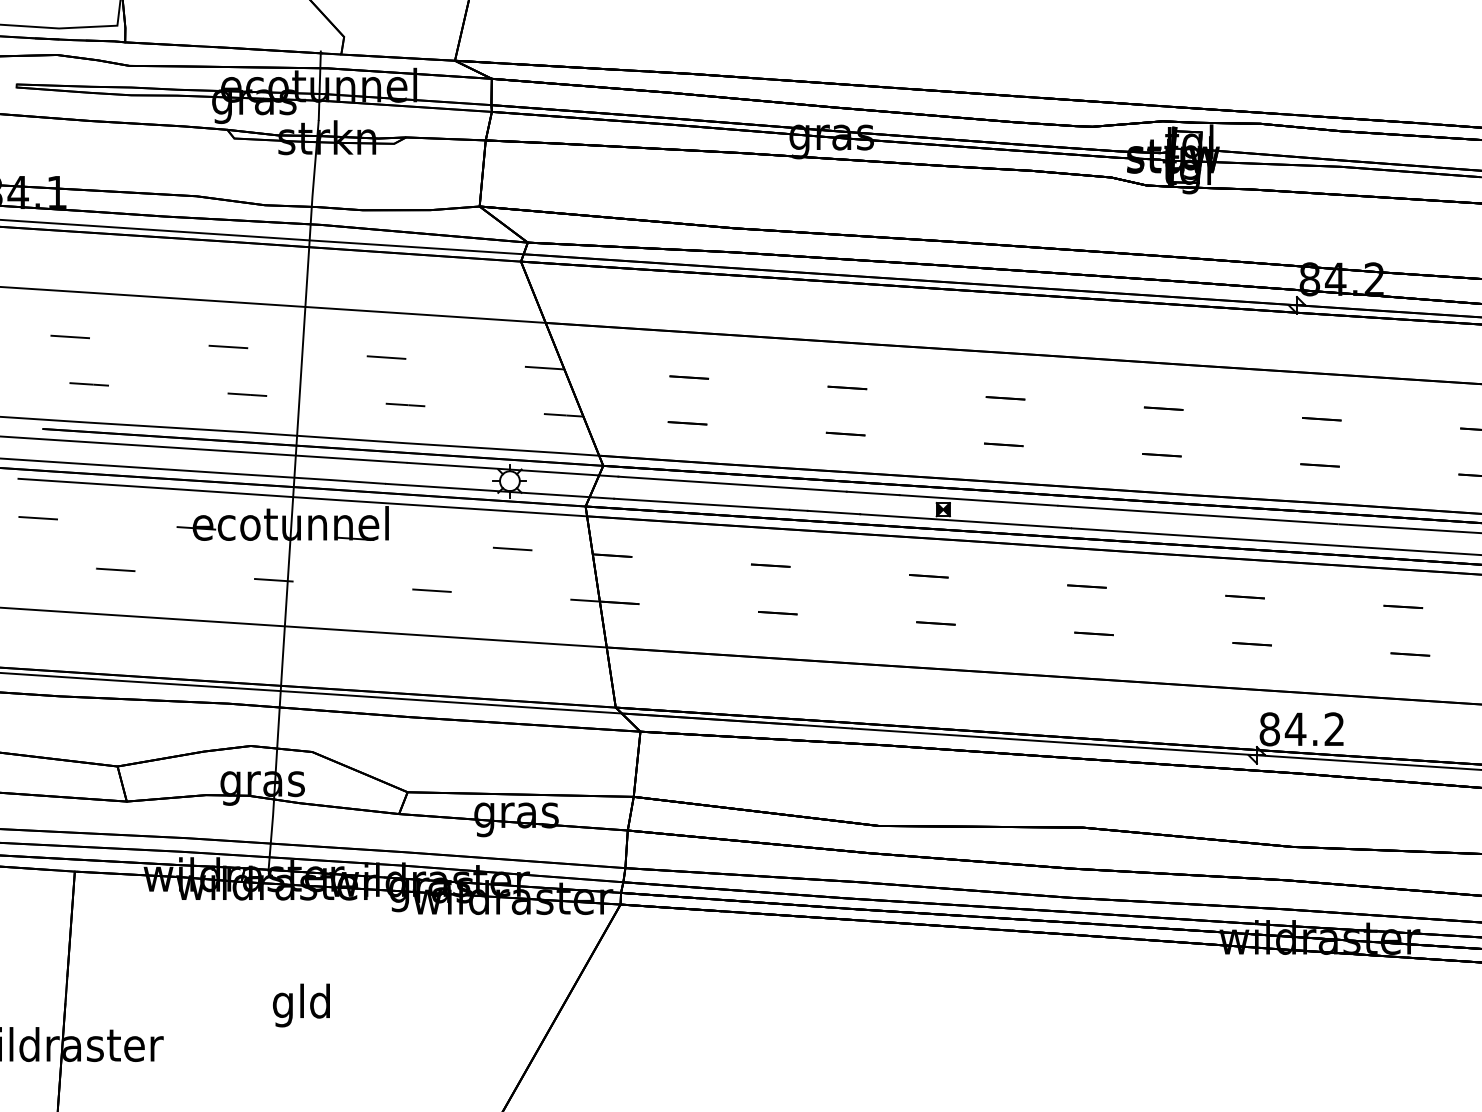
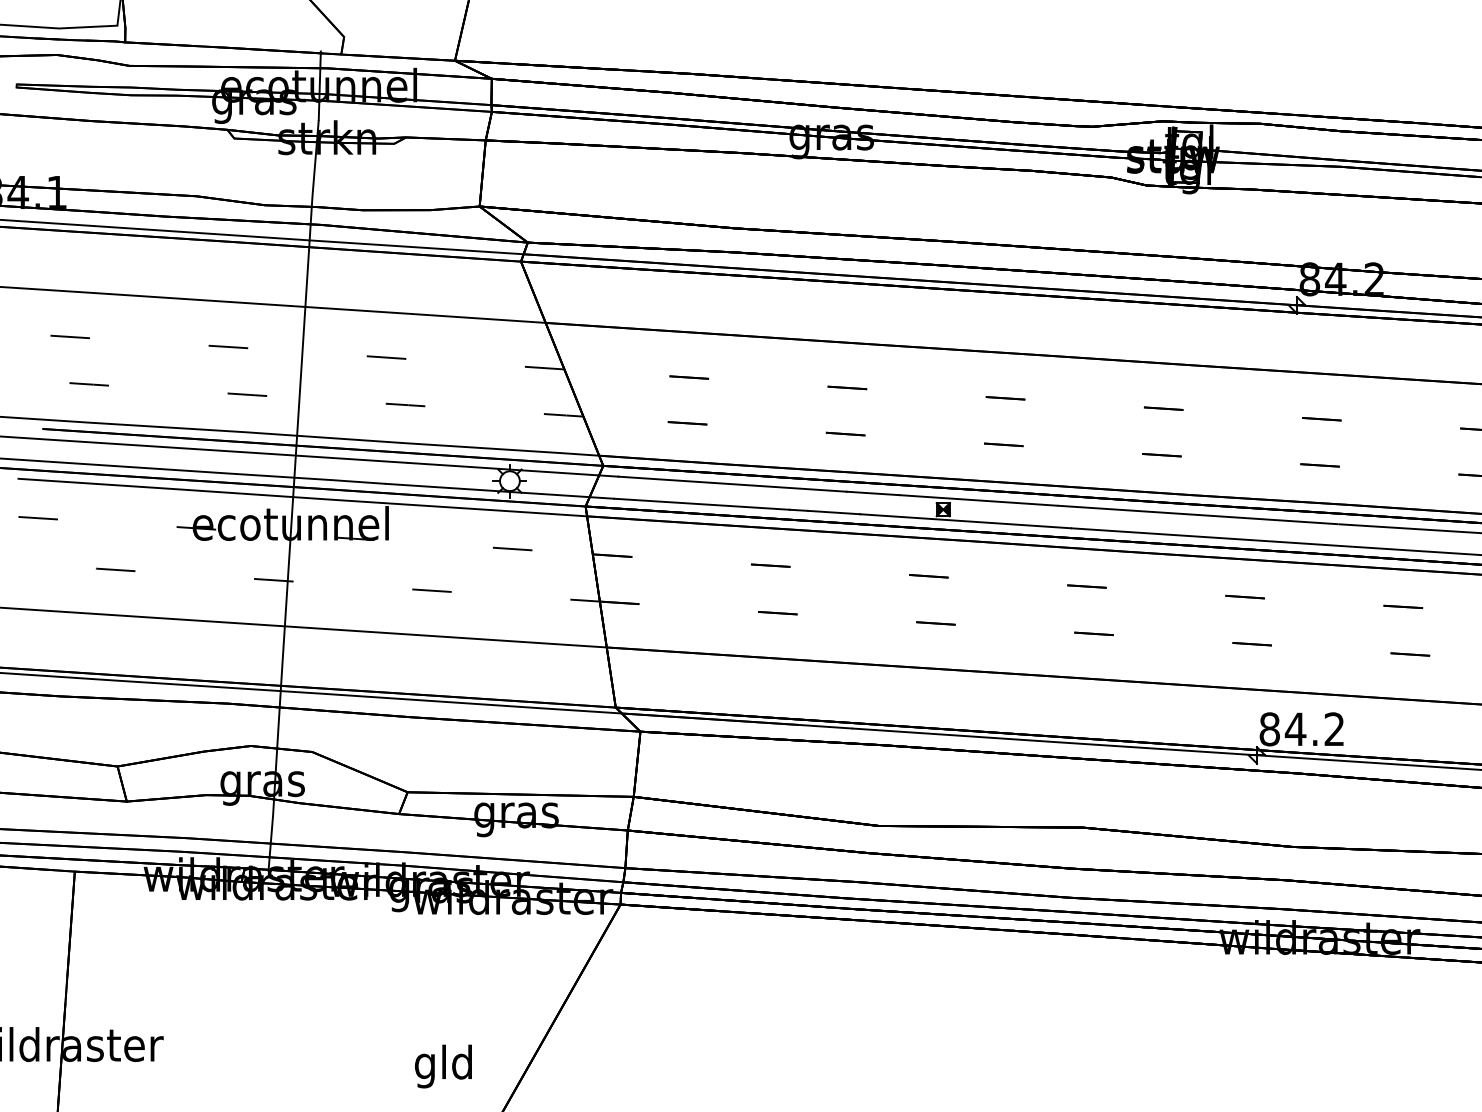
text position: (301, 1005) -> (443, 1066) (443, 1066)
